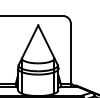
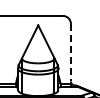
line: solid -> dashed (70, 52)
